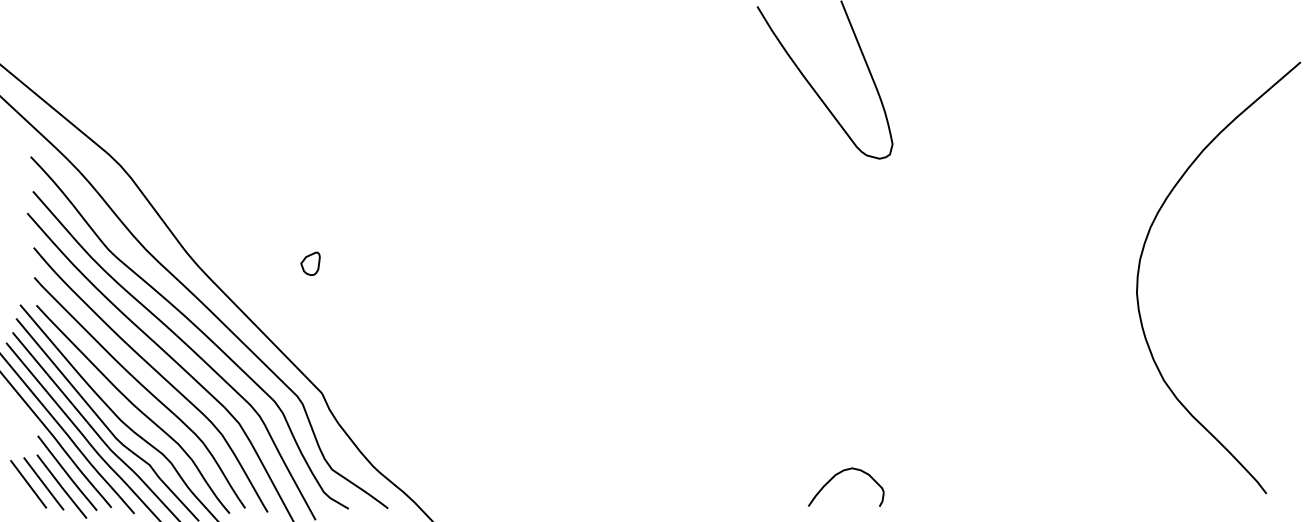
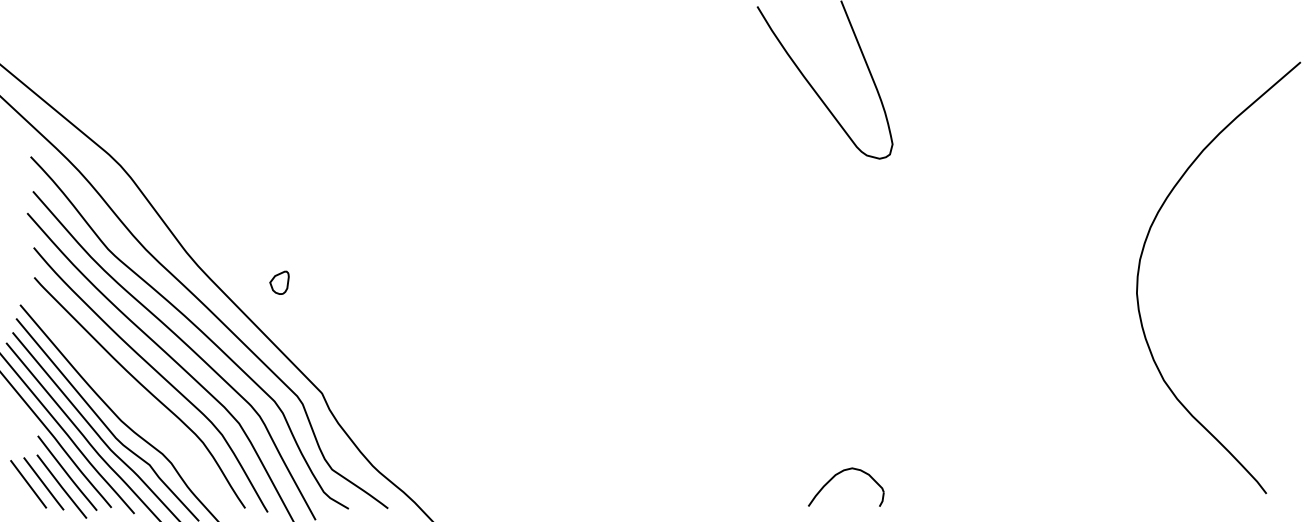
part position: (310, 263) -> (279, 282) (279, 282)
curve: present -> none (135, 407)
